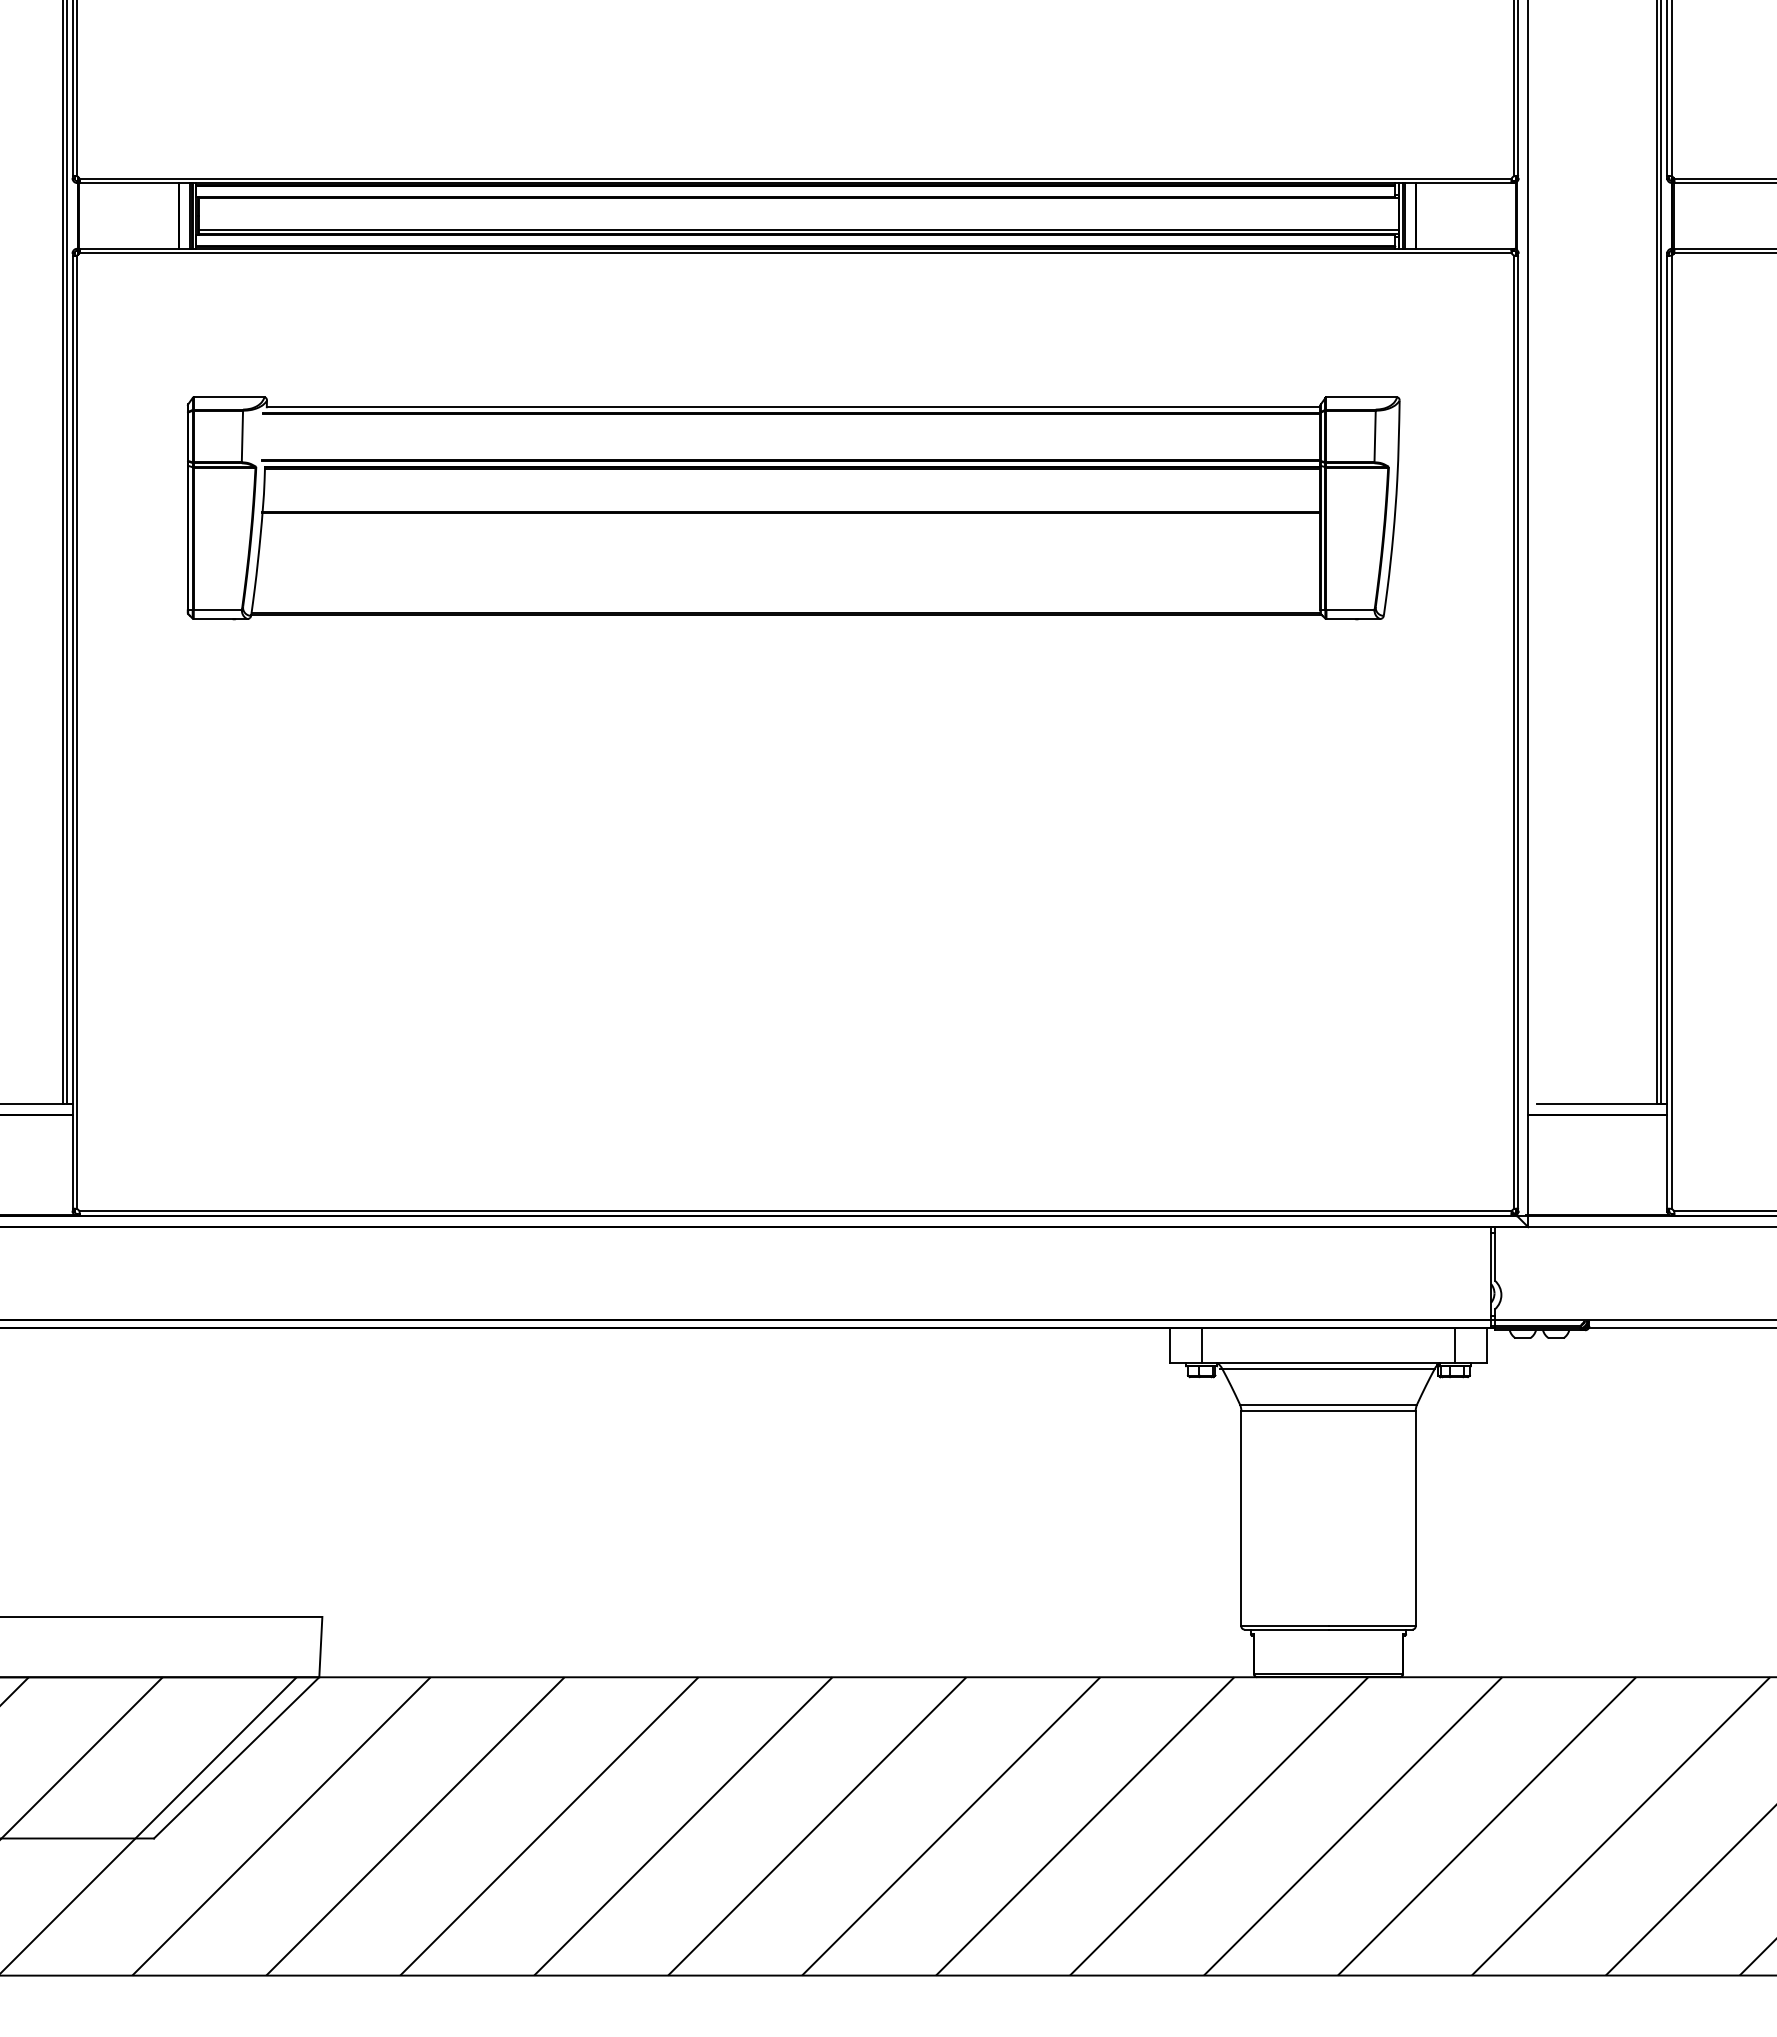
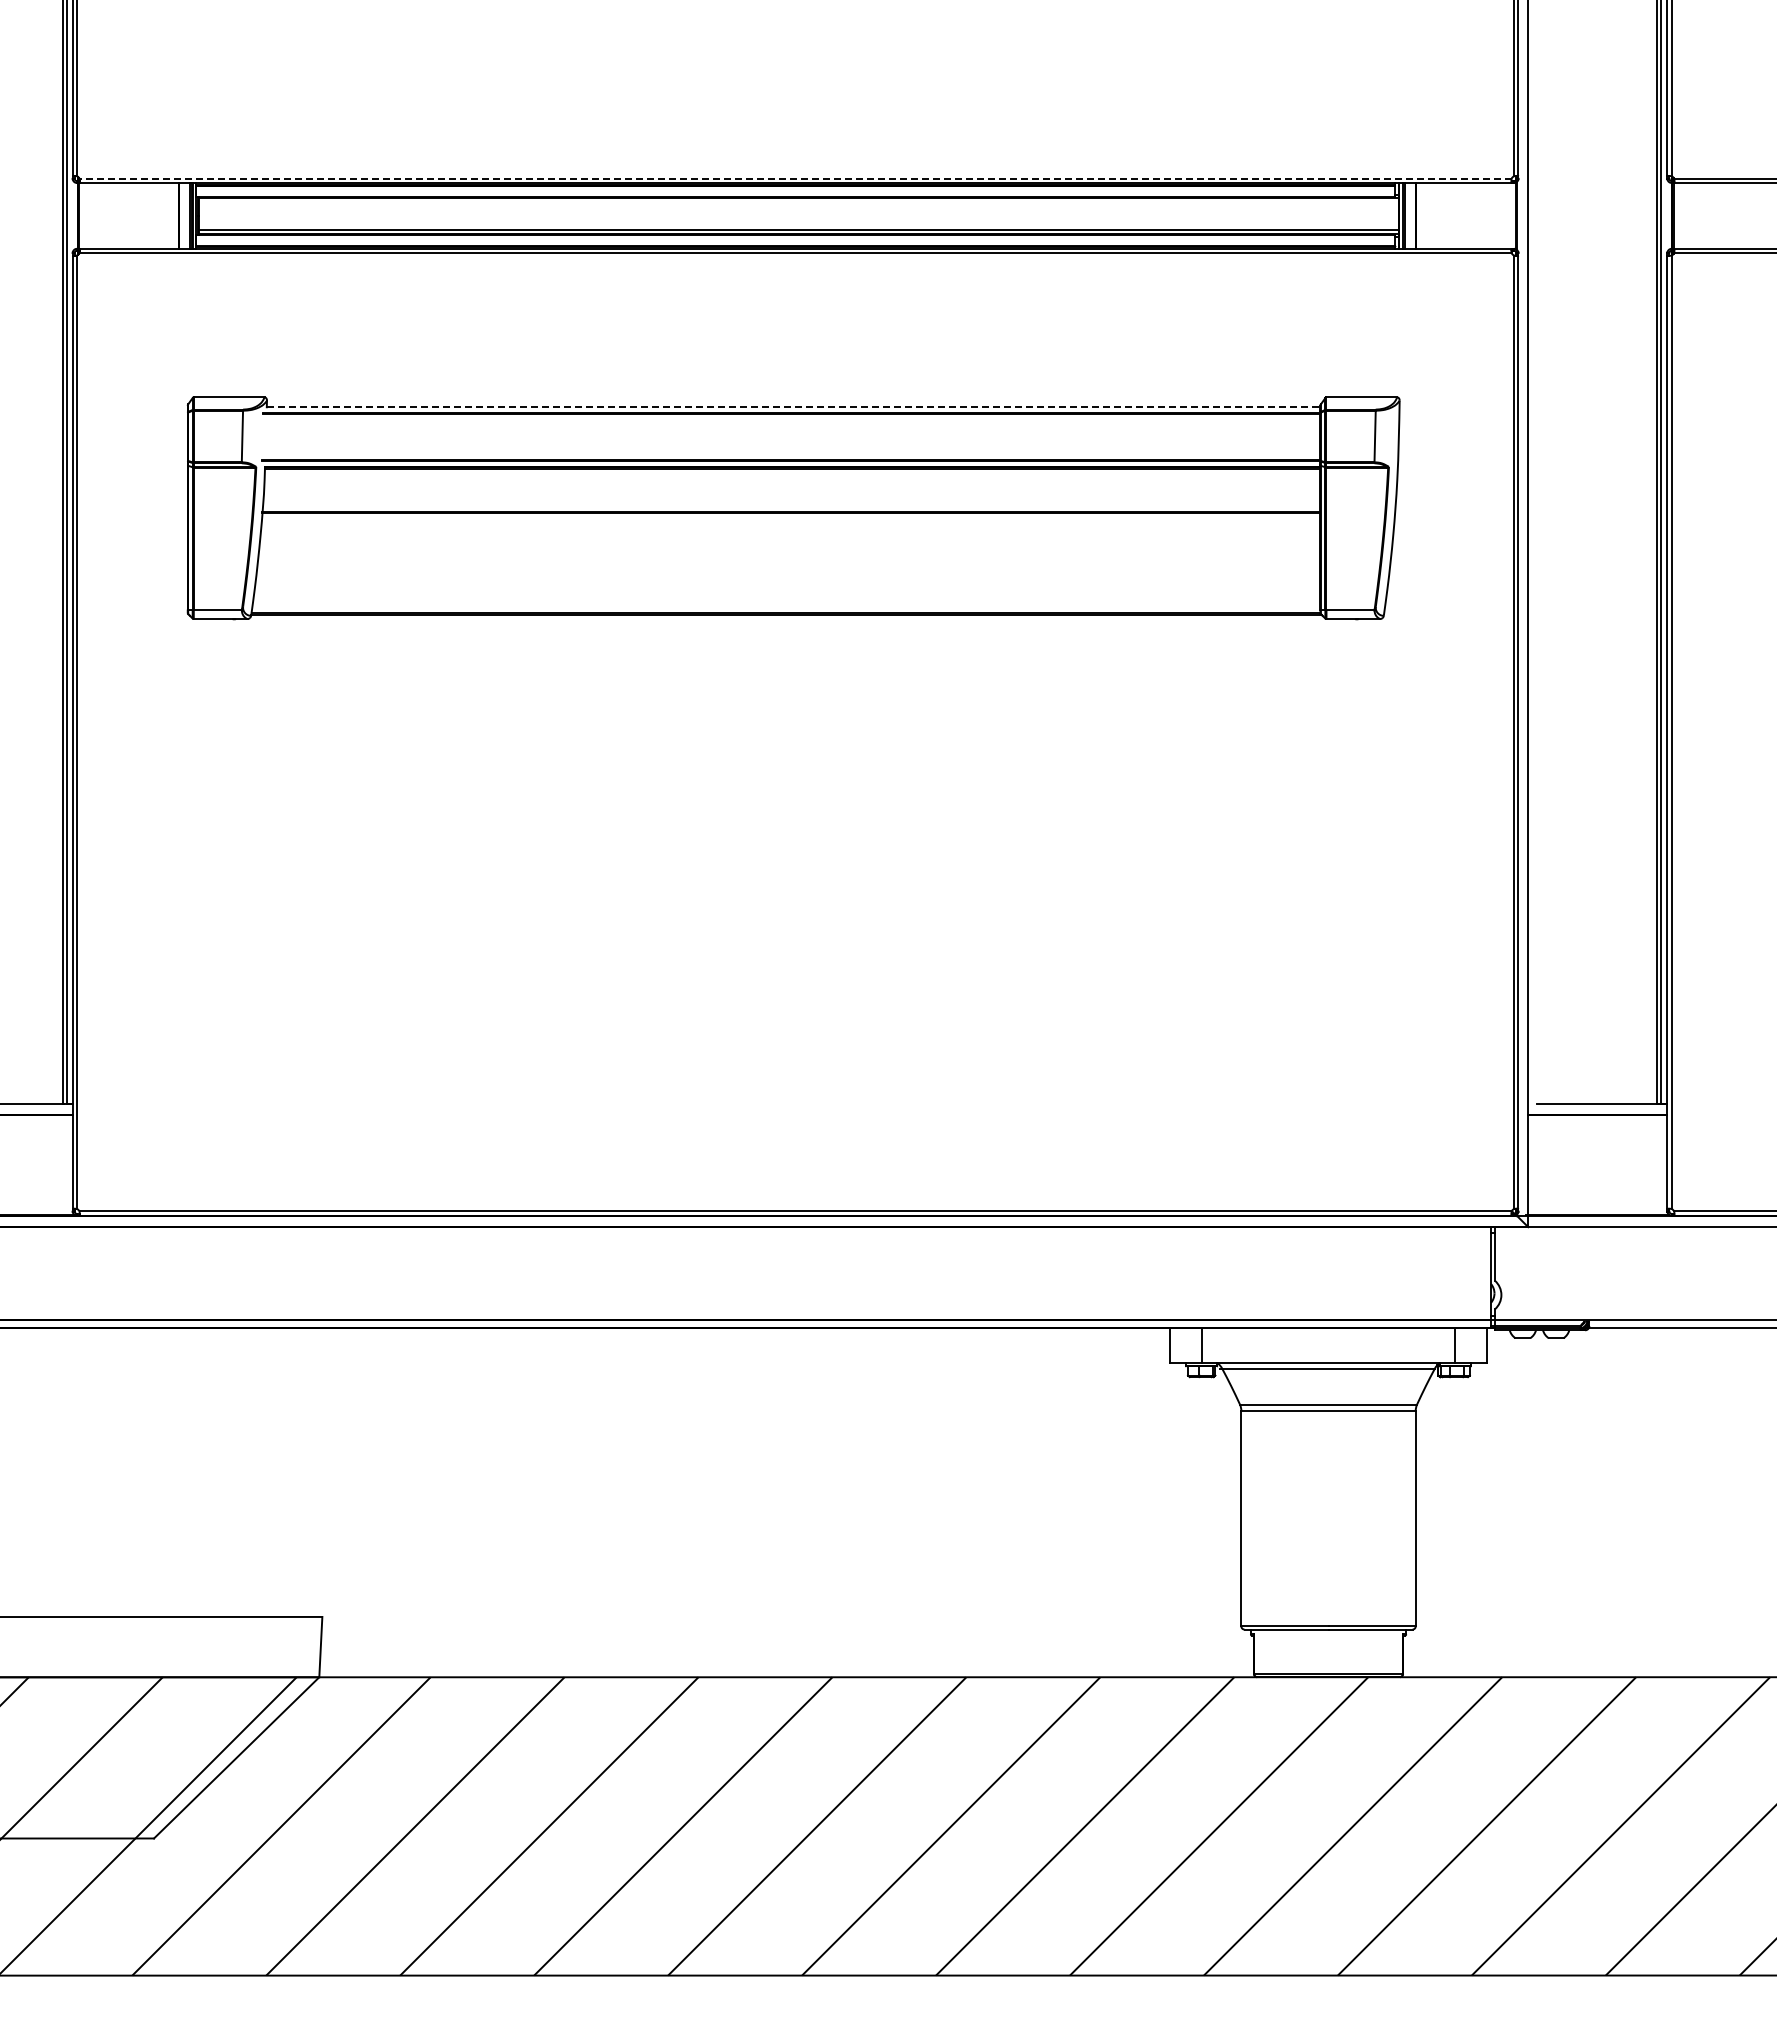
line: solid -> dashed (795, 178)
line: solid -> dashed (793, 407)
